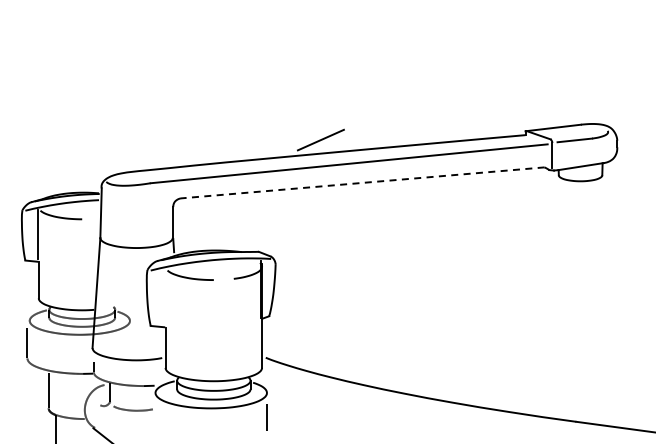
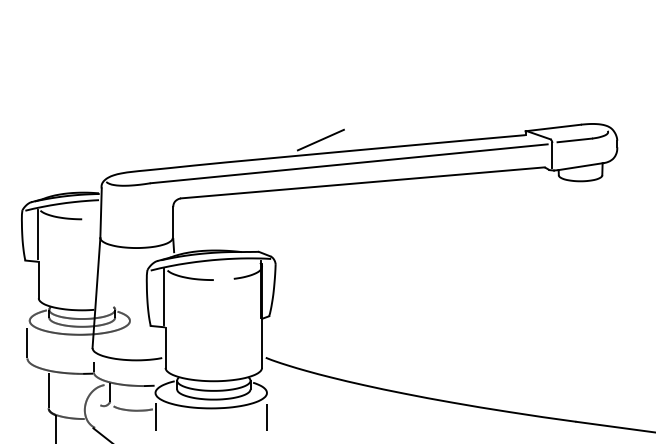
line: dashed -> solid (362, 182)
line: none -> present (164, 296)
line: none -> present (155, 416)
